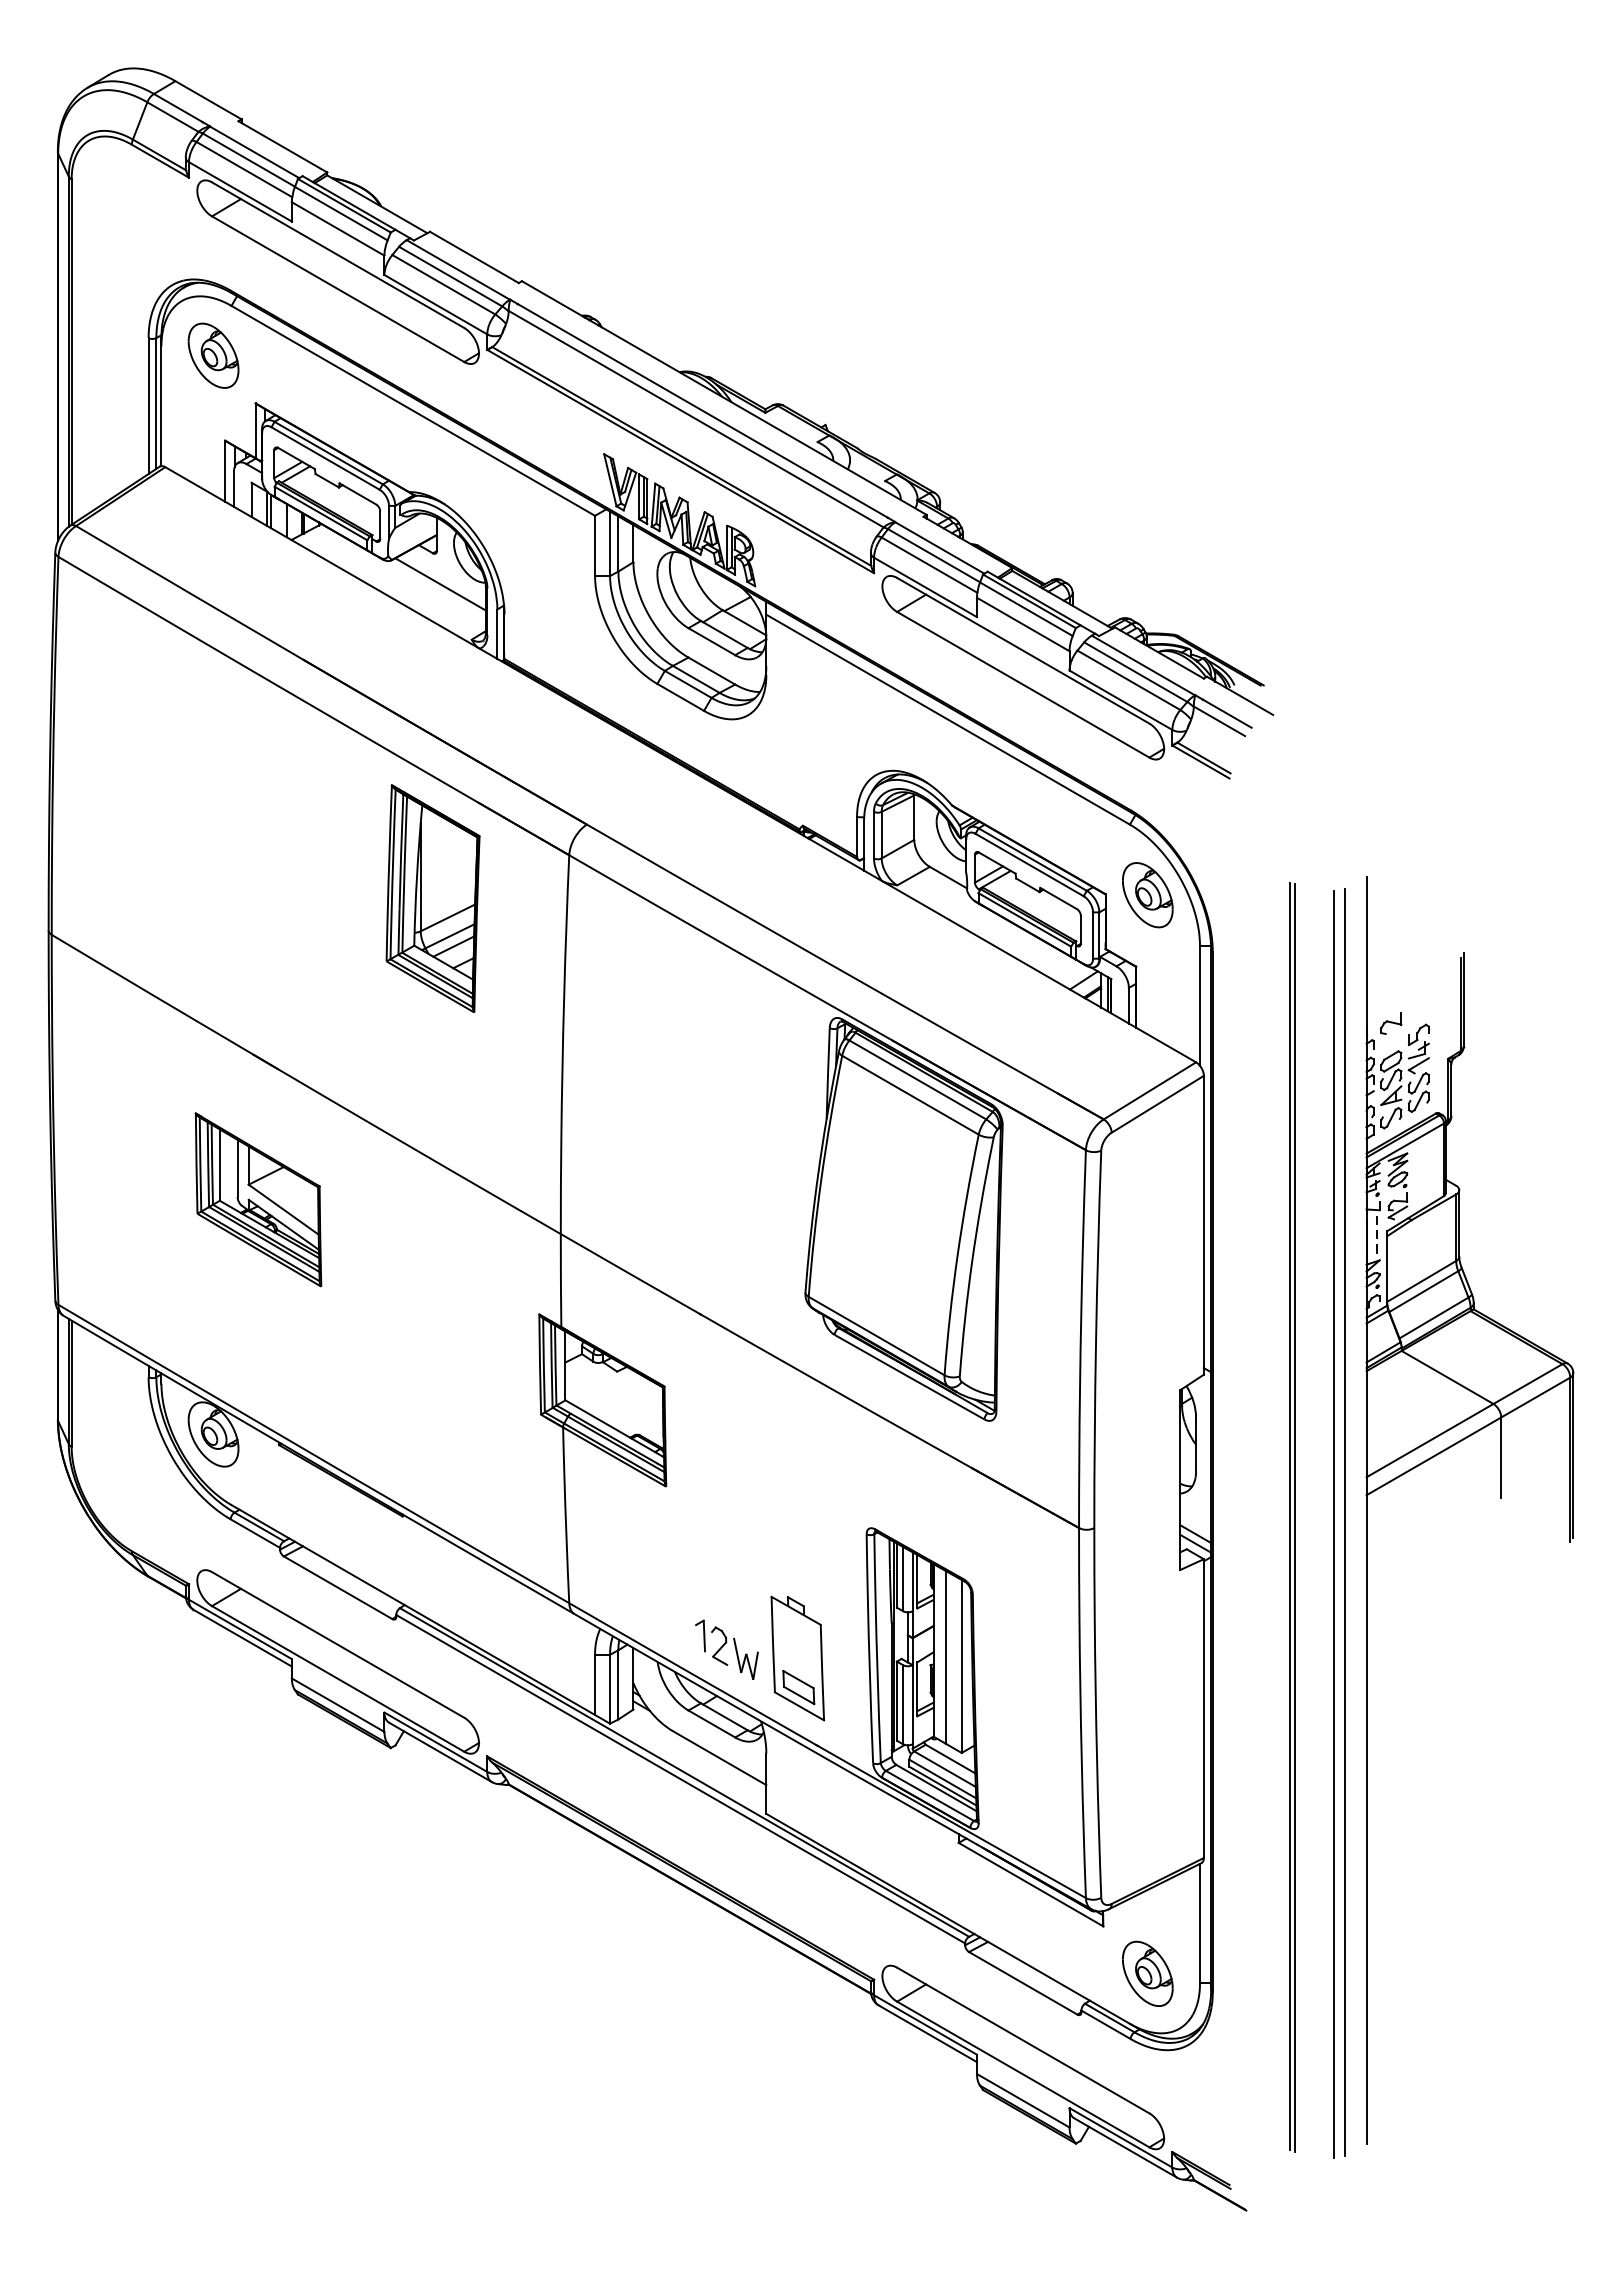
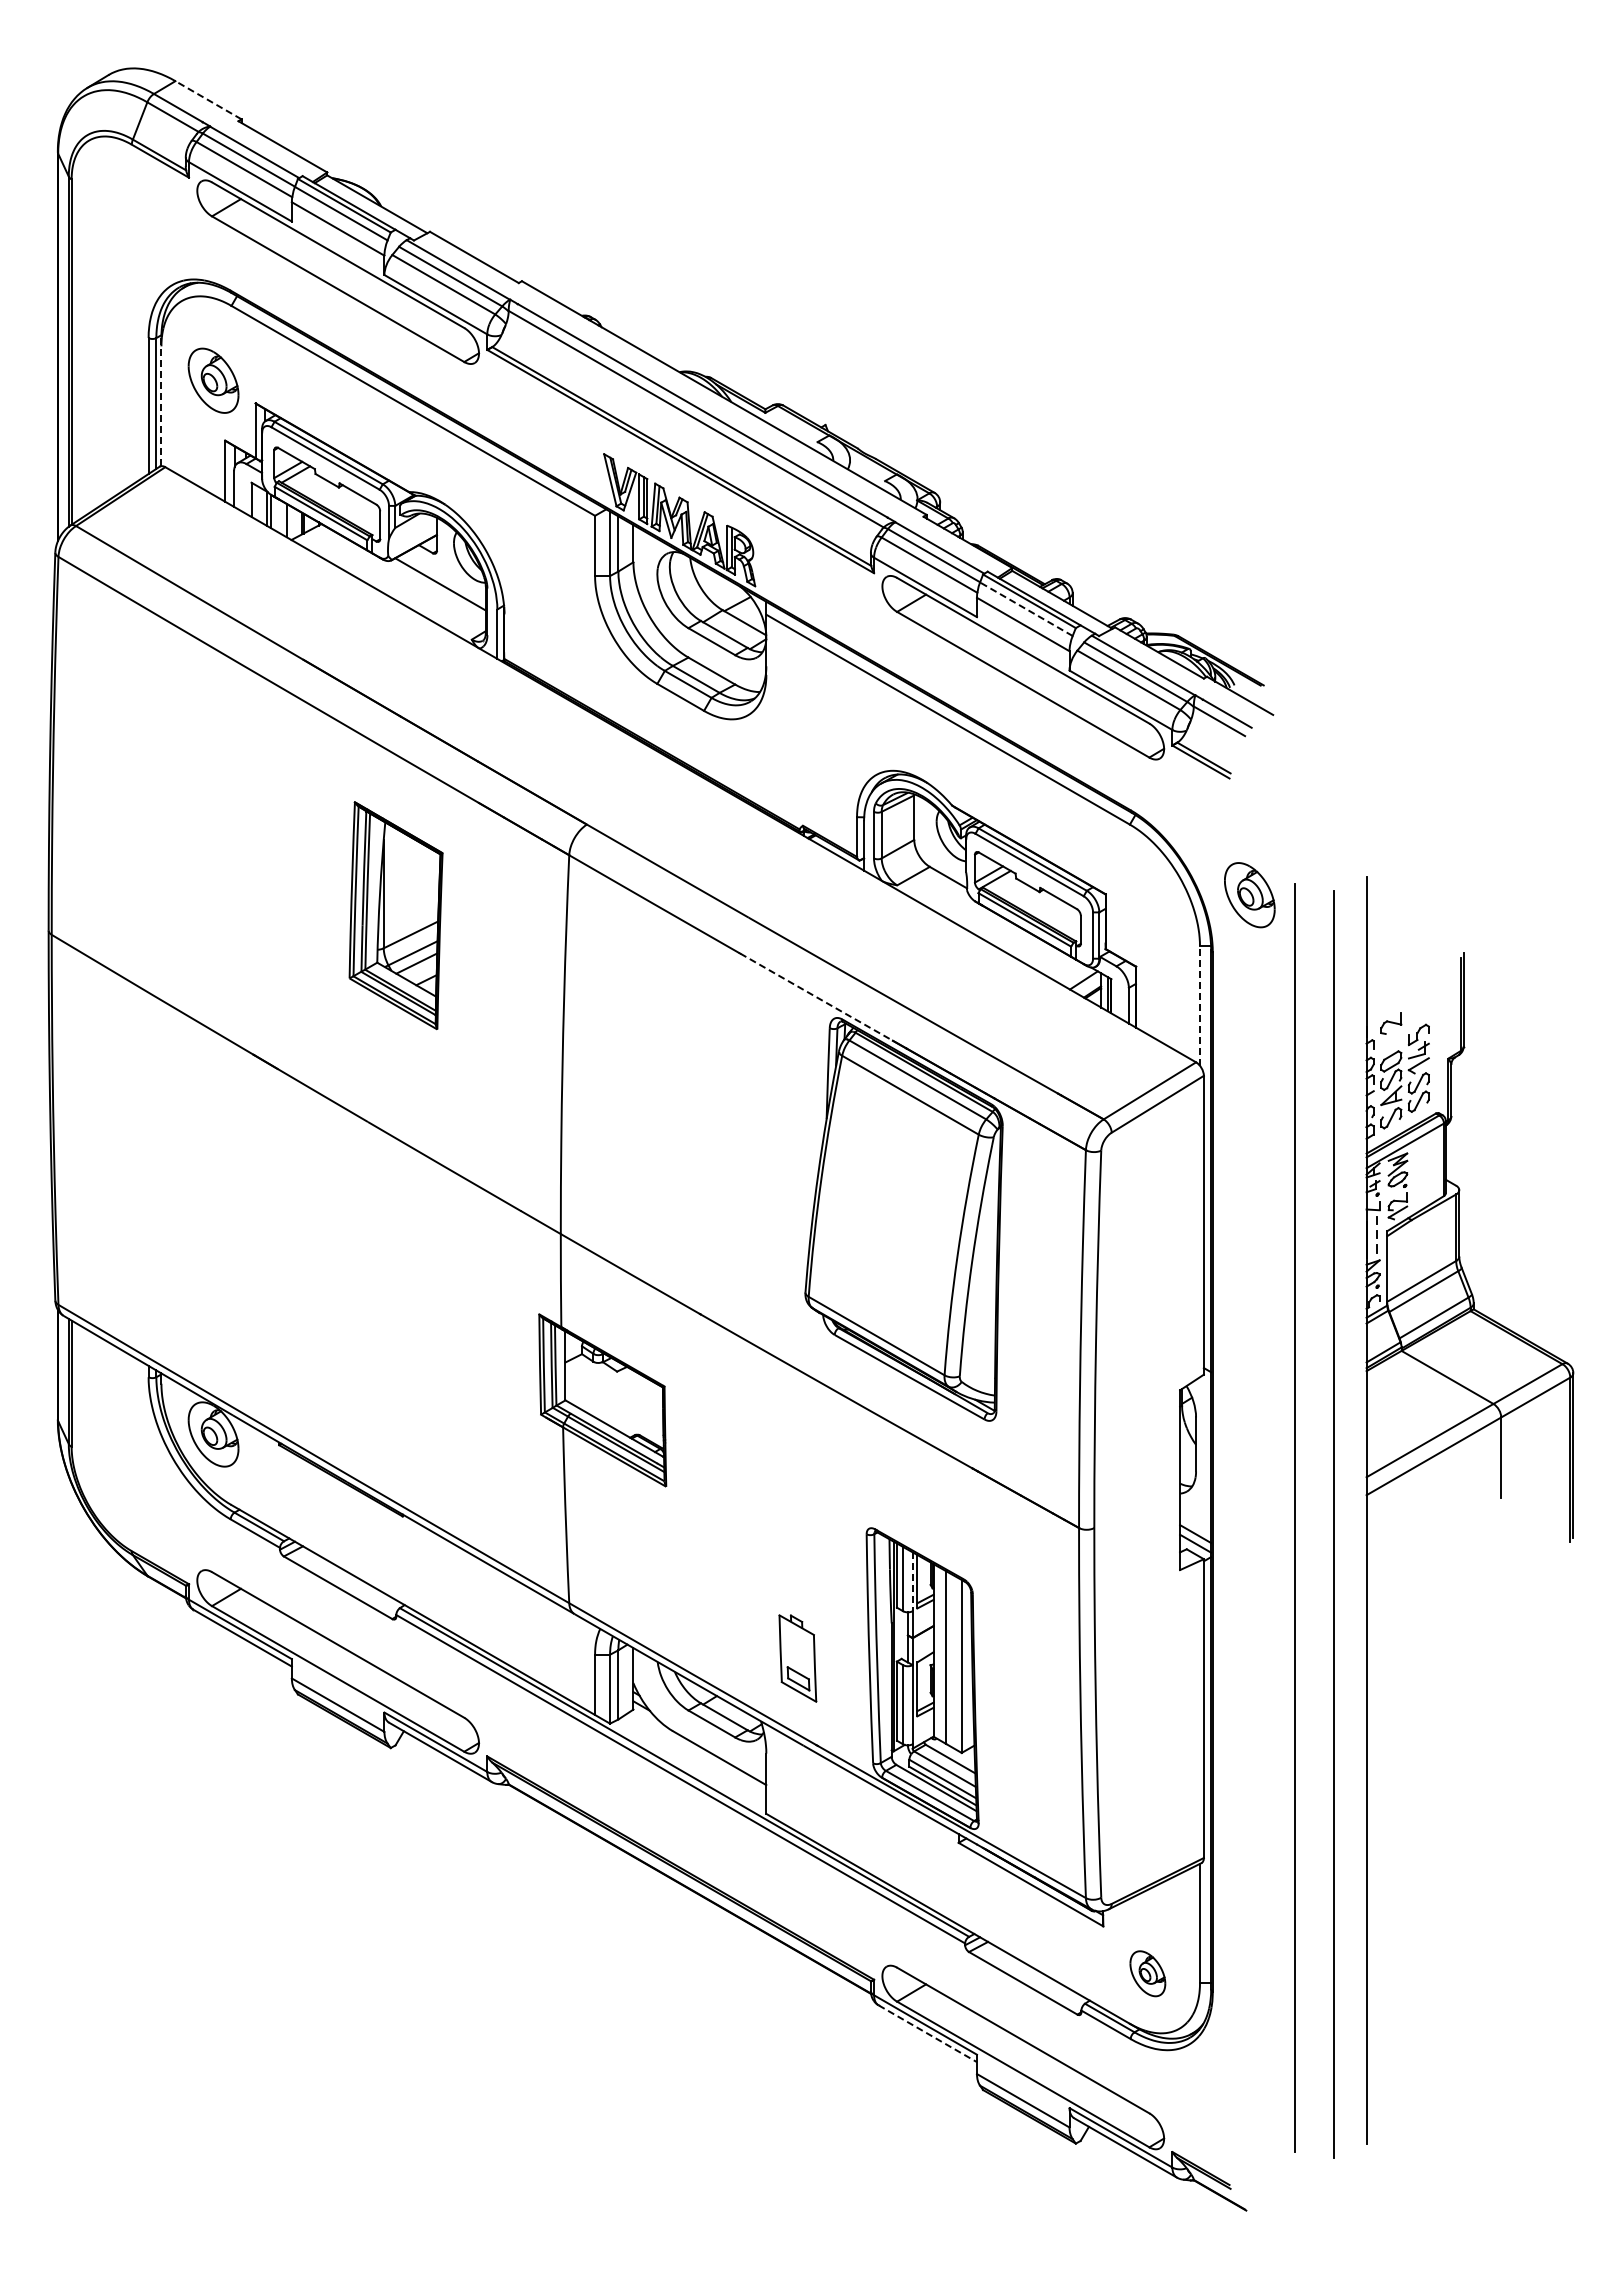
line: solid -> dashed (208, 100)
part position: (213, 355) -> (213, 380) (213, 380)
line: solid -> dashed (161, 401)
line: solid -> dashed (1025, 608)
part position: (1147, 895) -> (1249, 895) (1249, 895)
part position: (432, 898) -> (395, 915) (395, 915)
arc: solid -> dashed (816, 997)
line: solid -> dashed (1199, 1005)
part: present -> none (258, 1199)
line: present -> none (1289, 1516)
line: present -> none (1344, 1522)
line: solid -> dashed (912, 1582)
part: present -> none (726, 1649)
part size: 56x127 px -> 40x89 px (797, 1658)
part size: 52x67 px -> 38x48 px (1147, 1973)
line: solid -> dashed (927, 2033)
